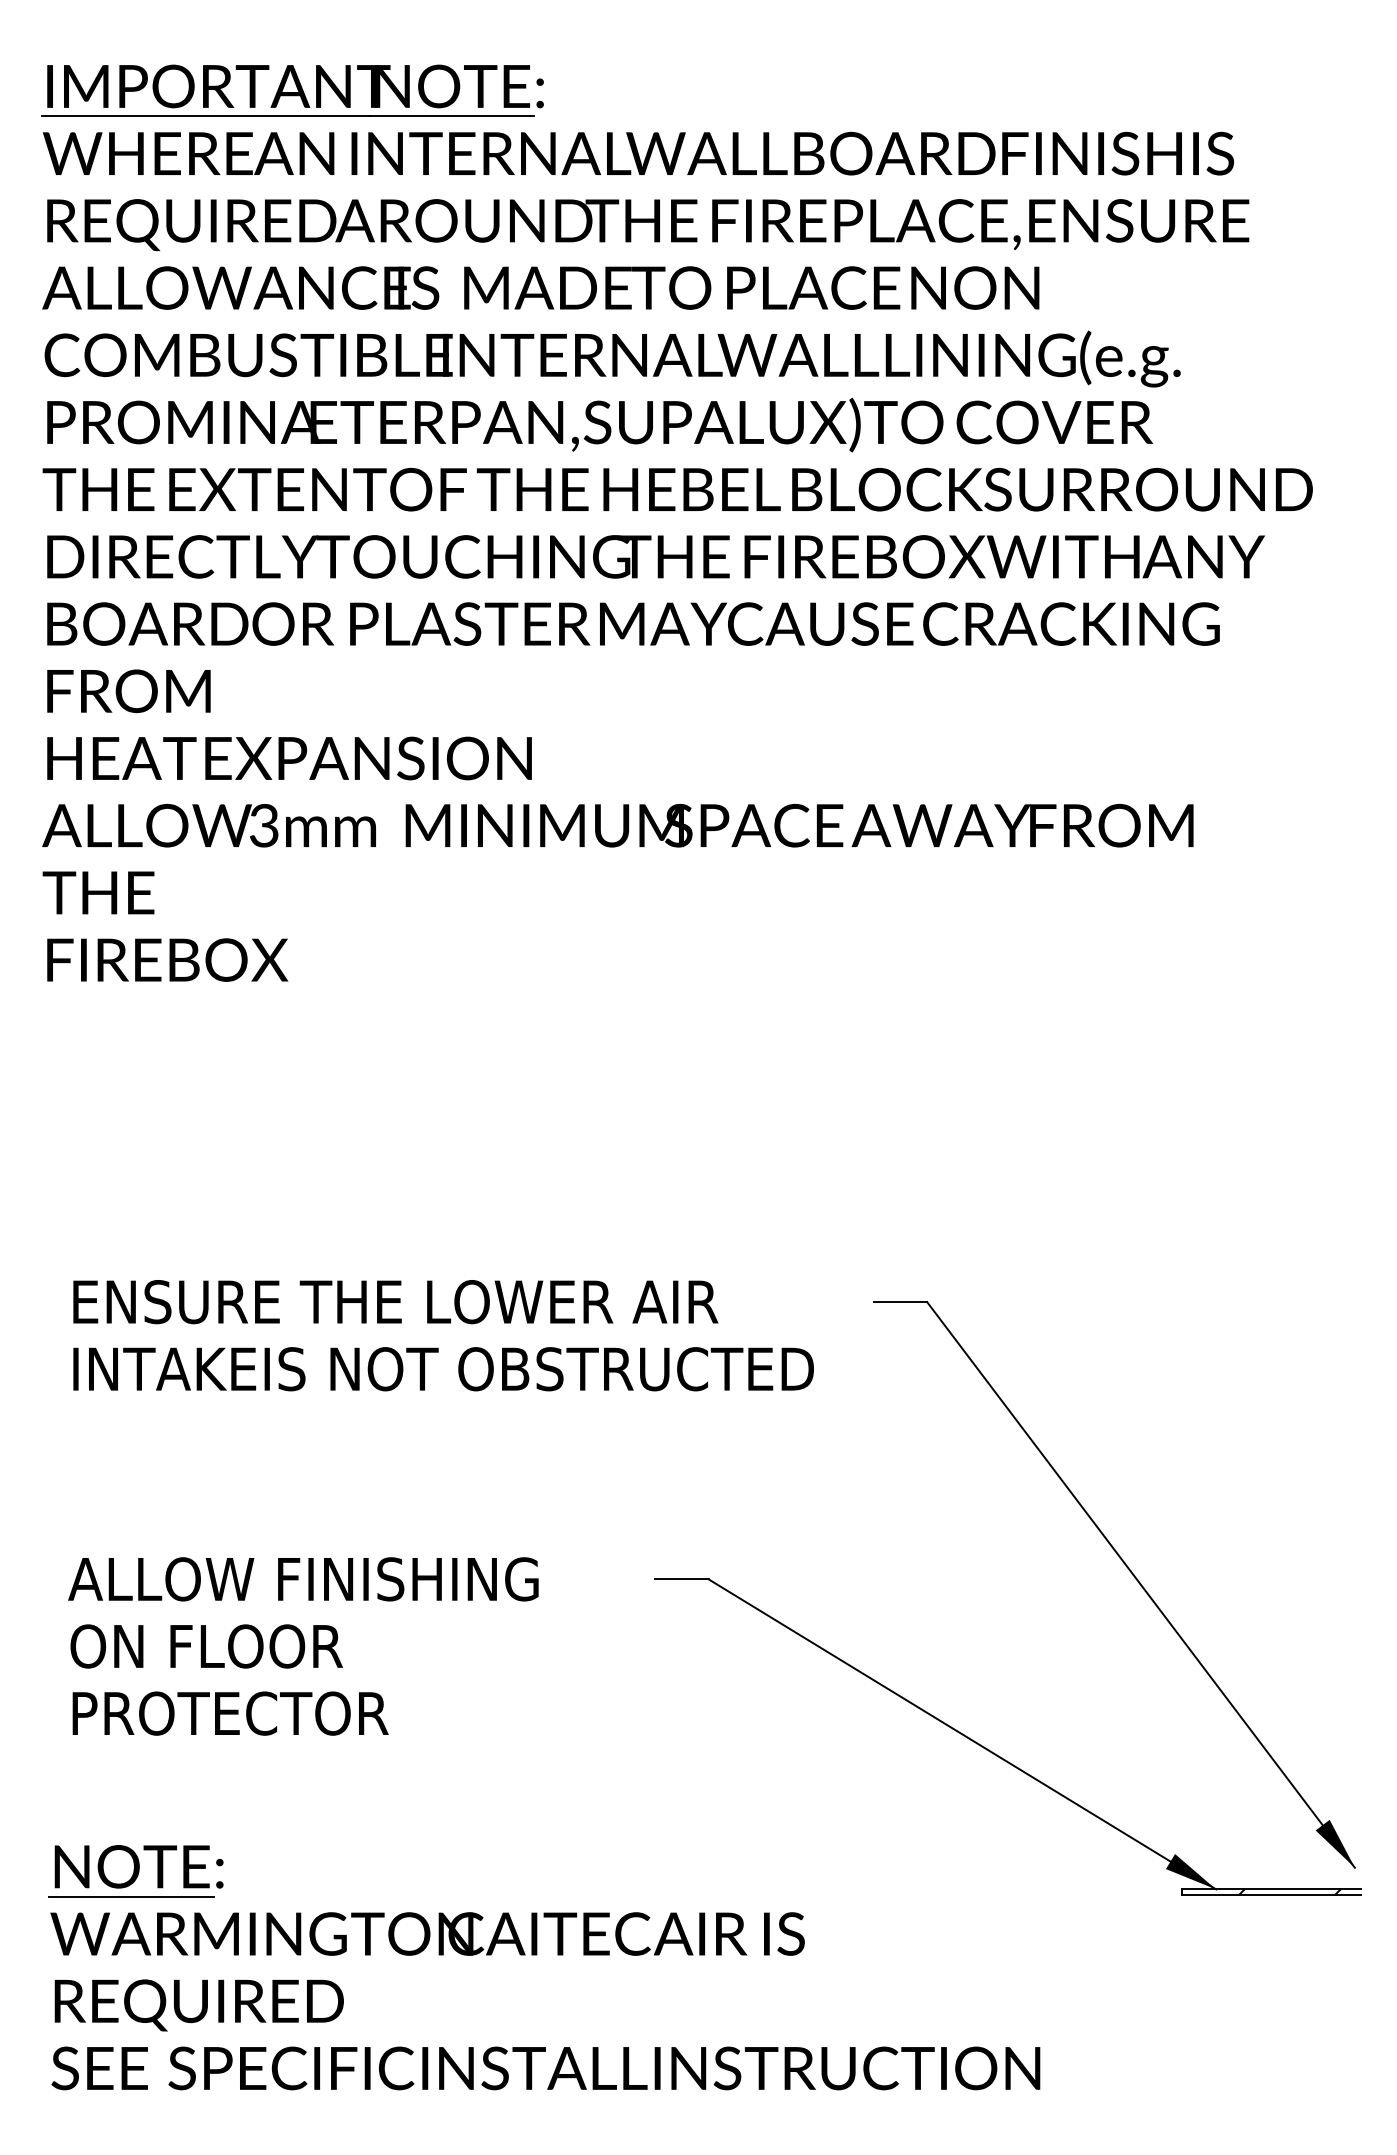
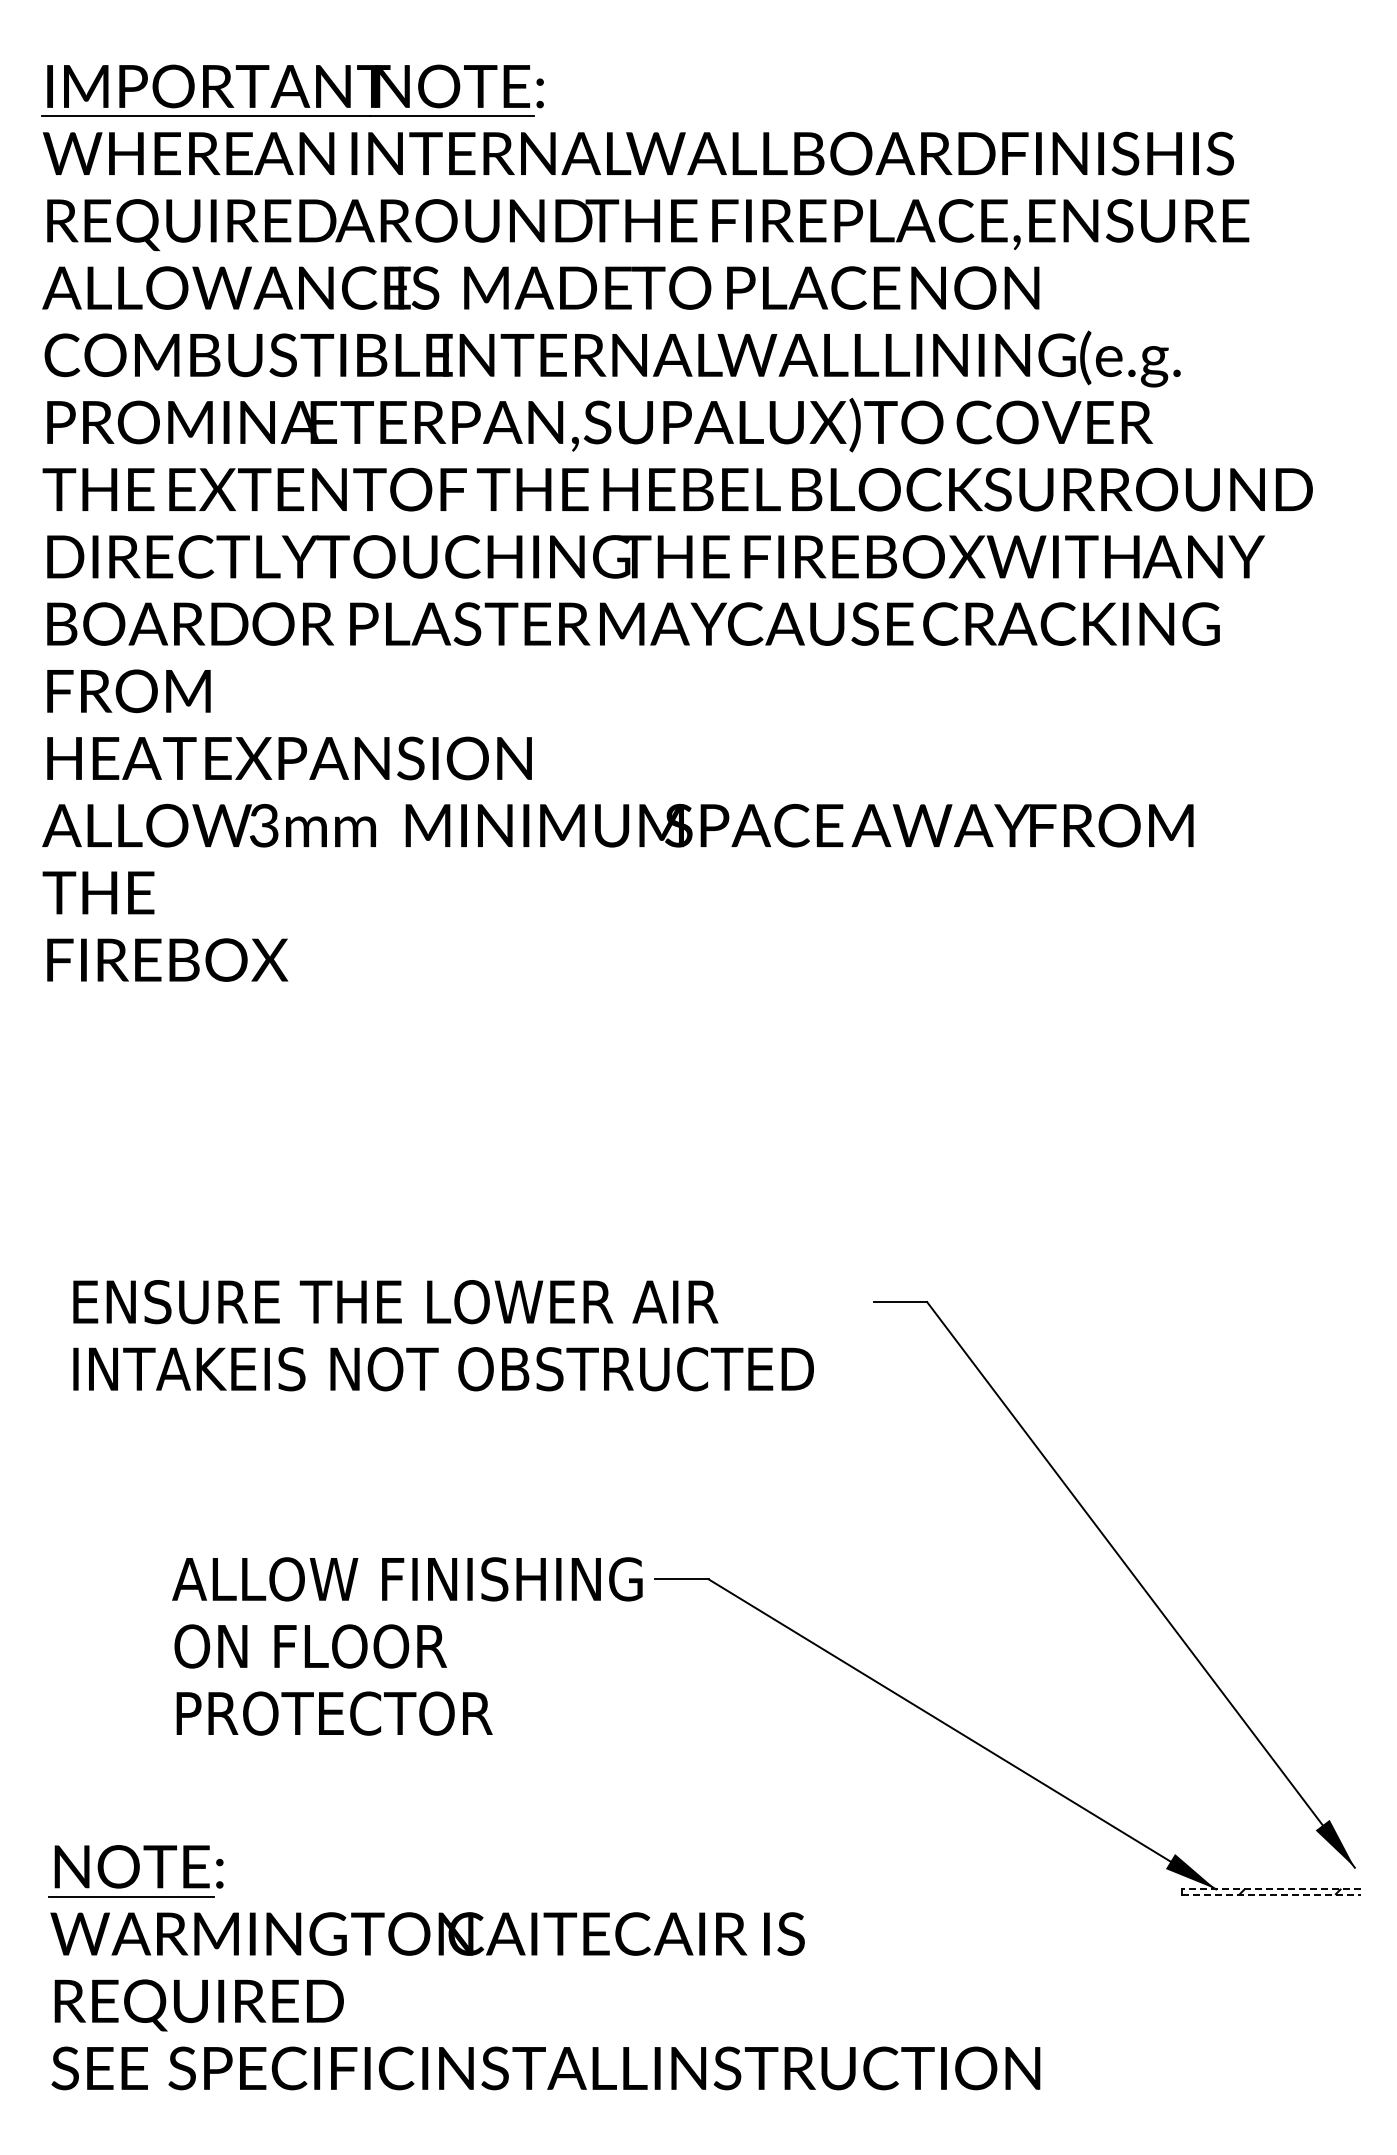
text position: (303, 1646) -> (407, 1646) (407, 1646)
line: solid -> dashed (1271, 1888)
line: solid -> dashed (1271, 1894)
